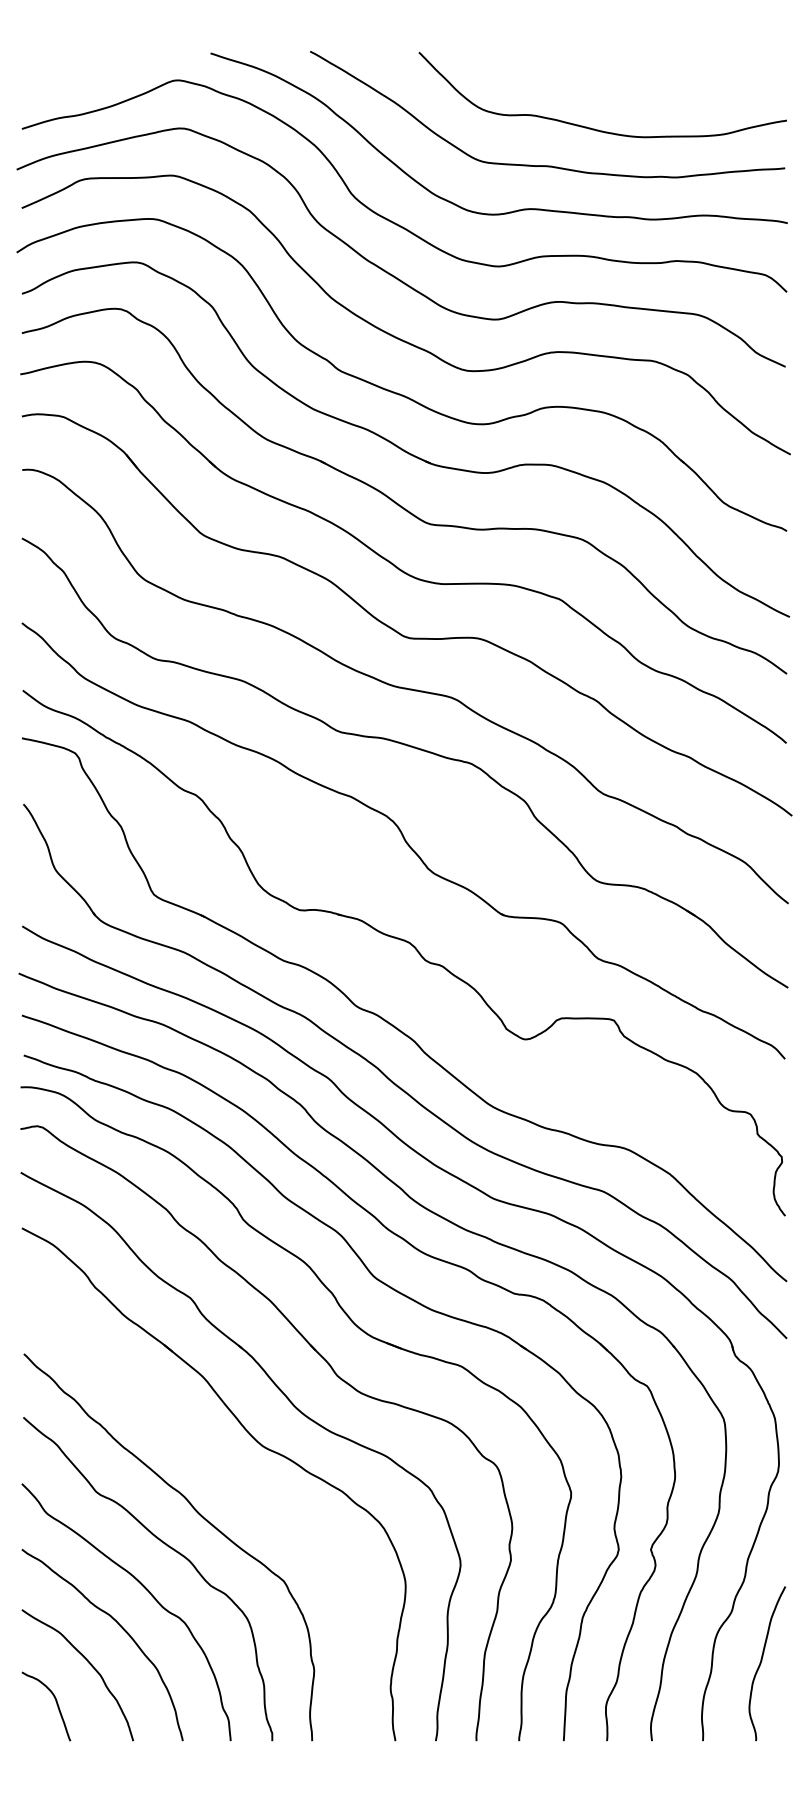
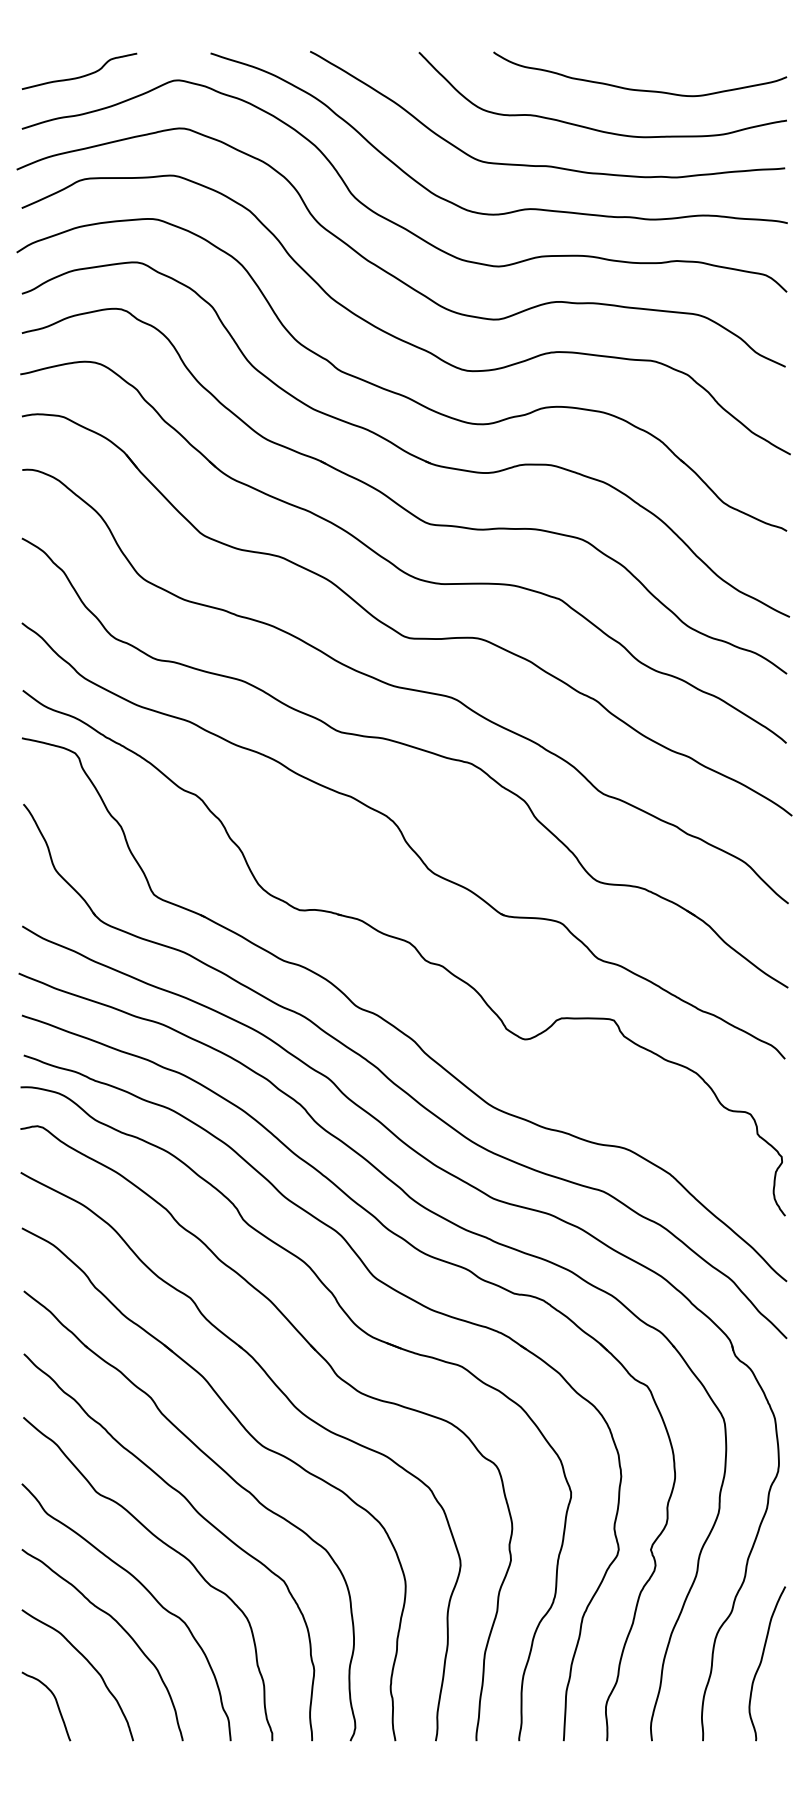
curve: none -> present (82, 75)
curve: none -> present (640, 89)
part: none -> present (228, 1476)
